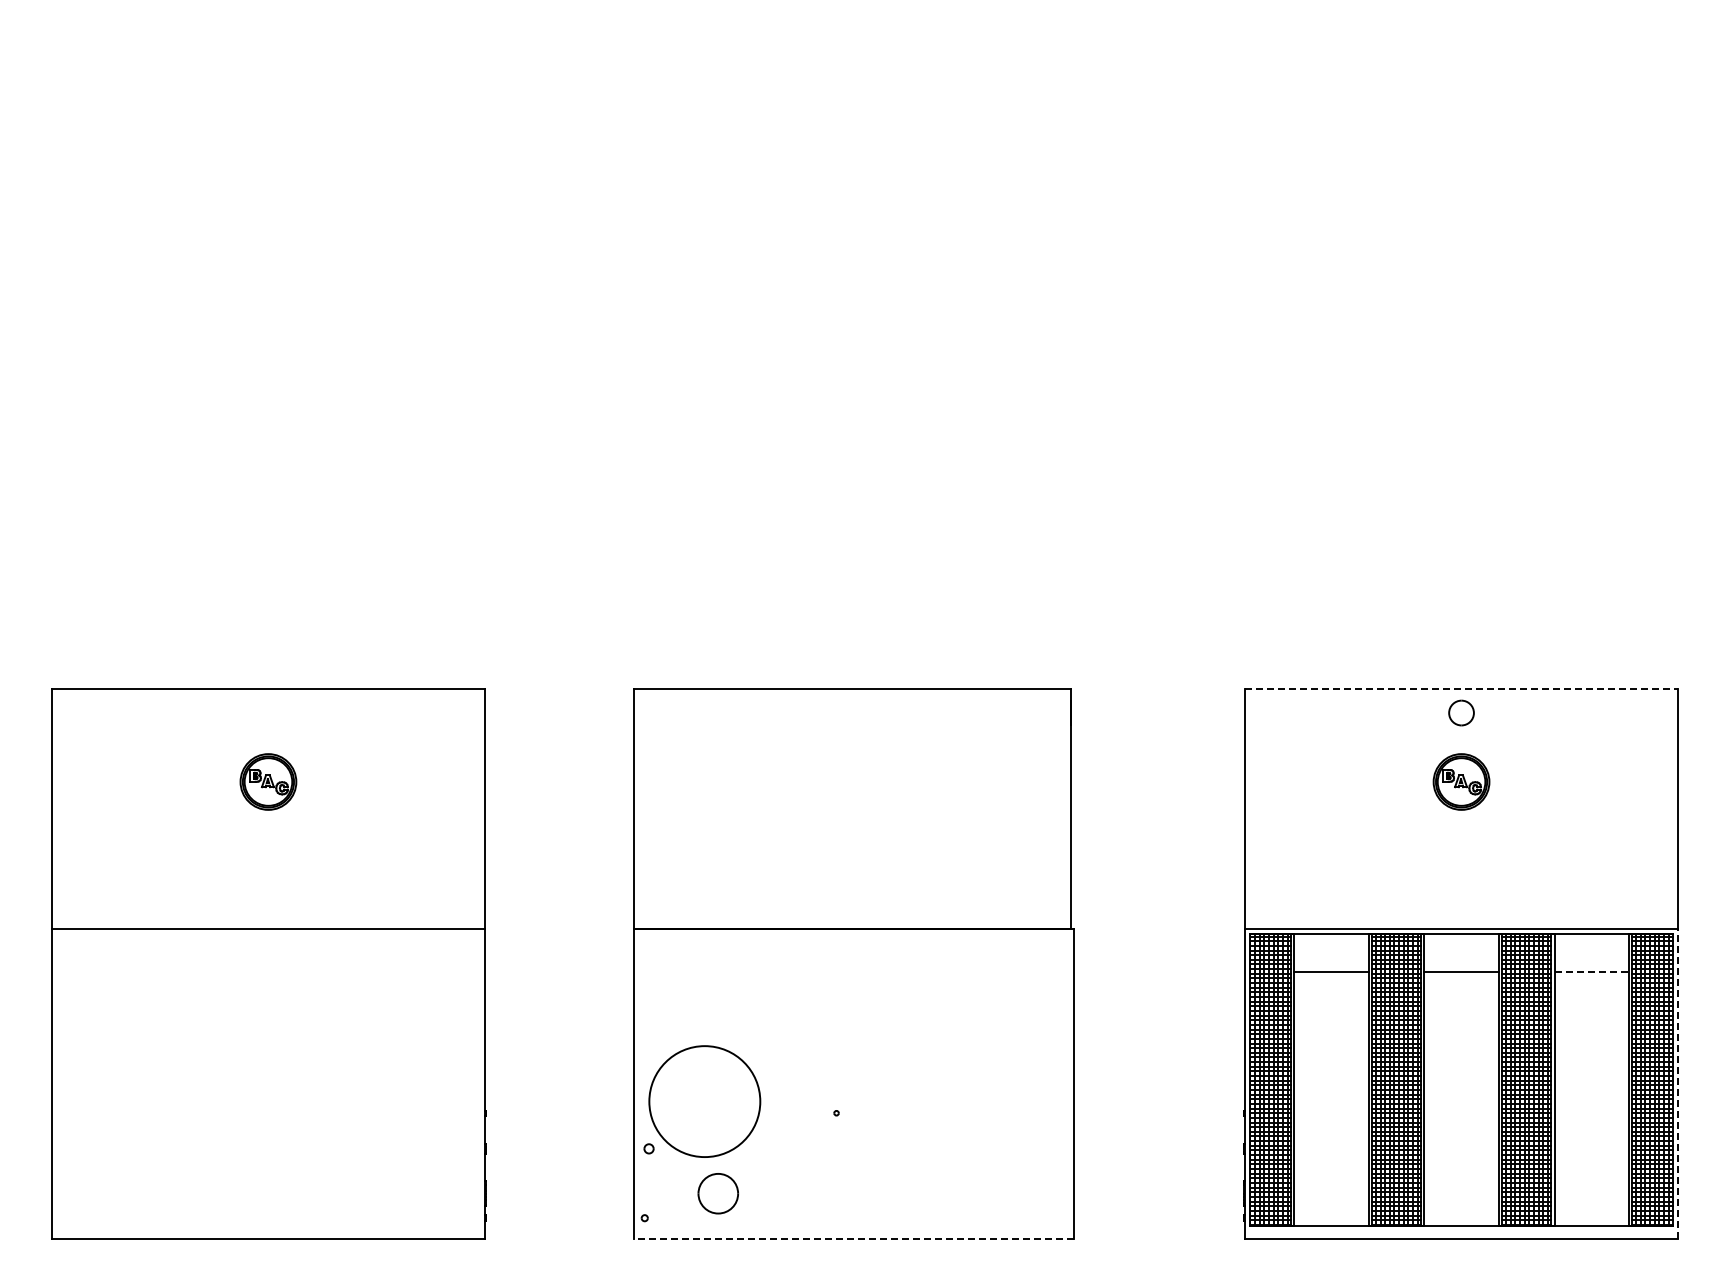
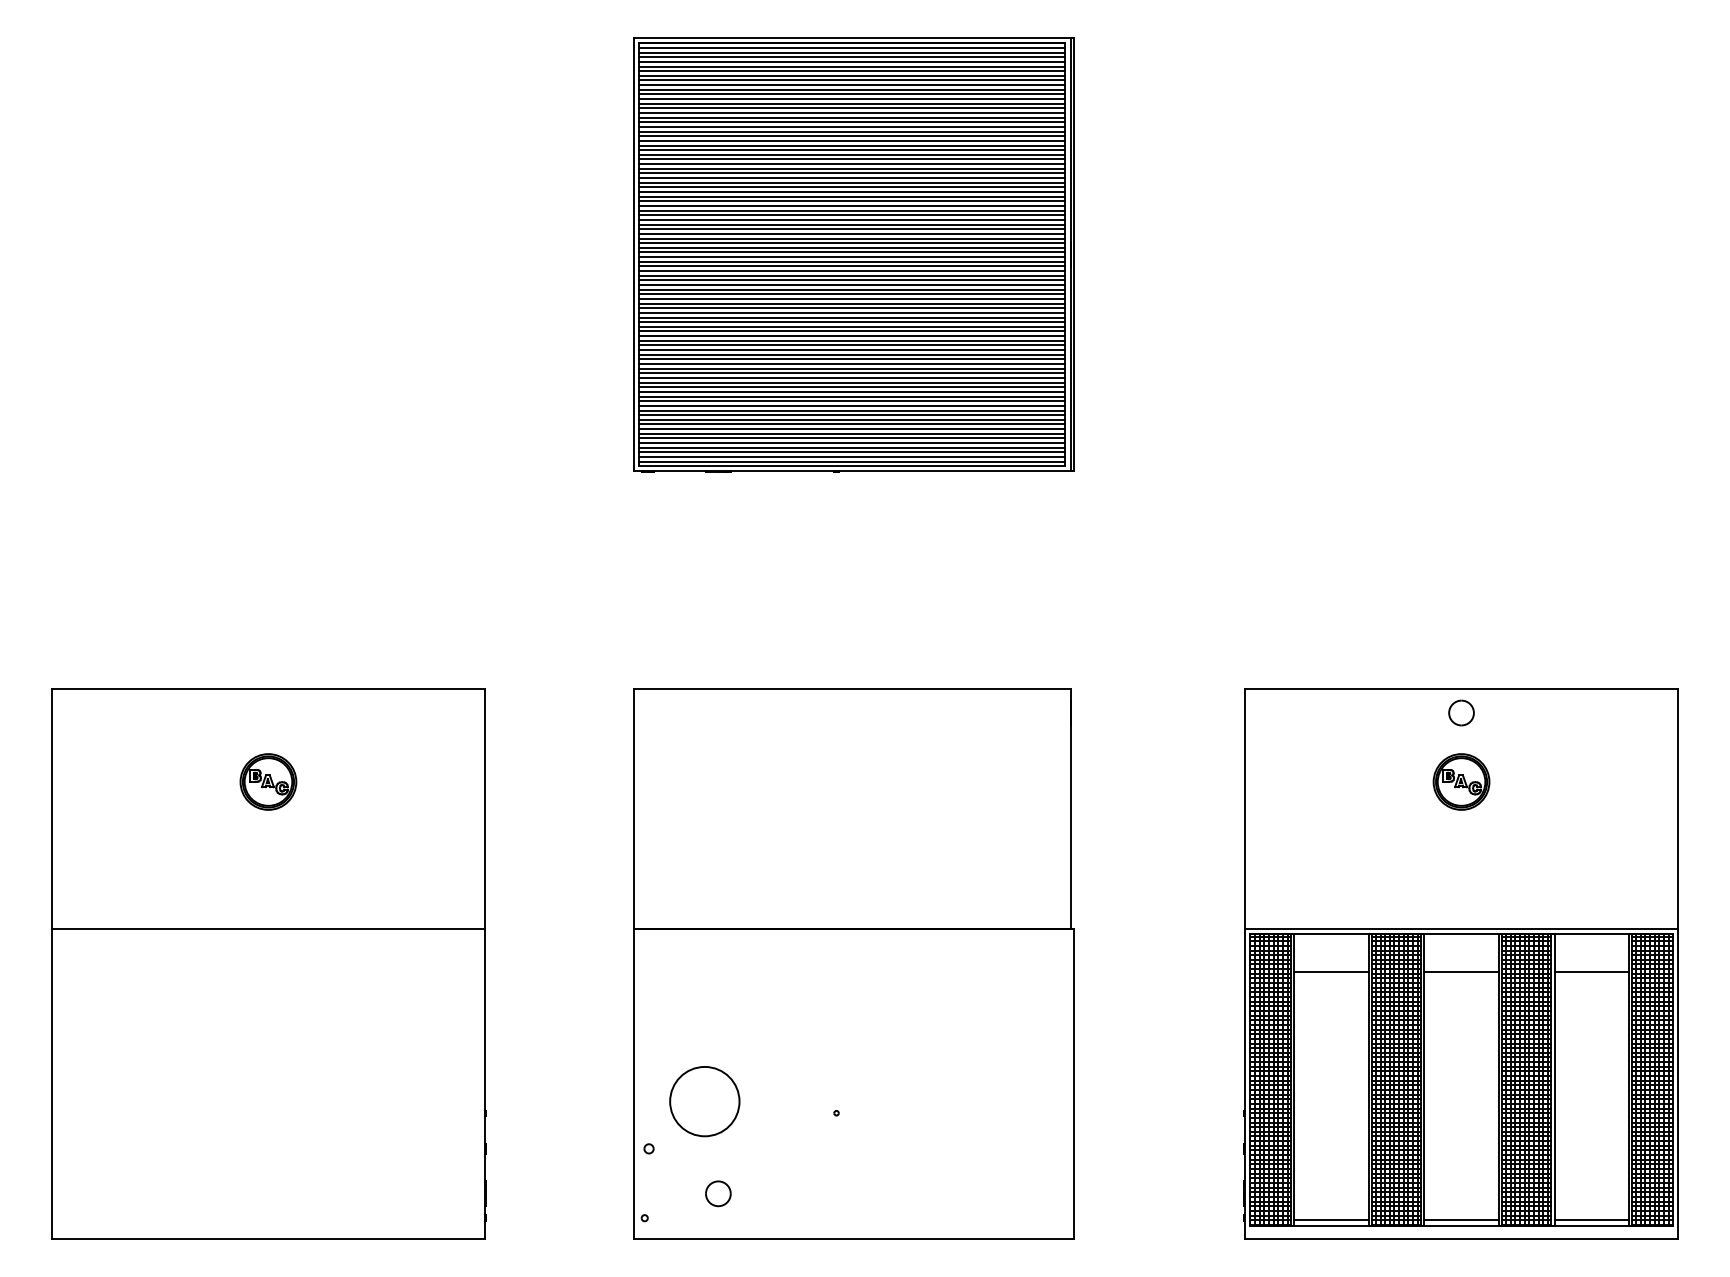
part: none -> present (853, 254)
line: dashed -> solid (1461, 689)
line: dashed -> solid (1592, 971)
line: dashed -> solid (1678, 1083)
circle diameter: 111 px -> 69 px (704, 1101)
part size: 42x42 px -> 27x28 px (718, 1193)
line: none -> present (1331, 1220)
line: none -> present (1461, 1220)
line: none -> present (1591, 1220)
line: dashed -> solid (853, 1238)
